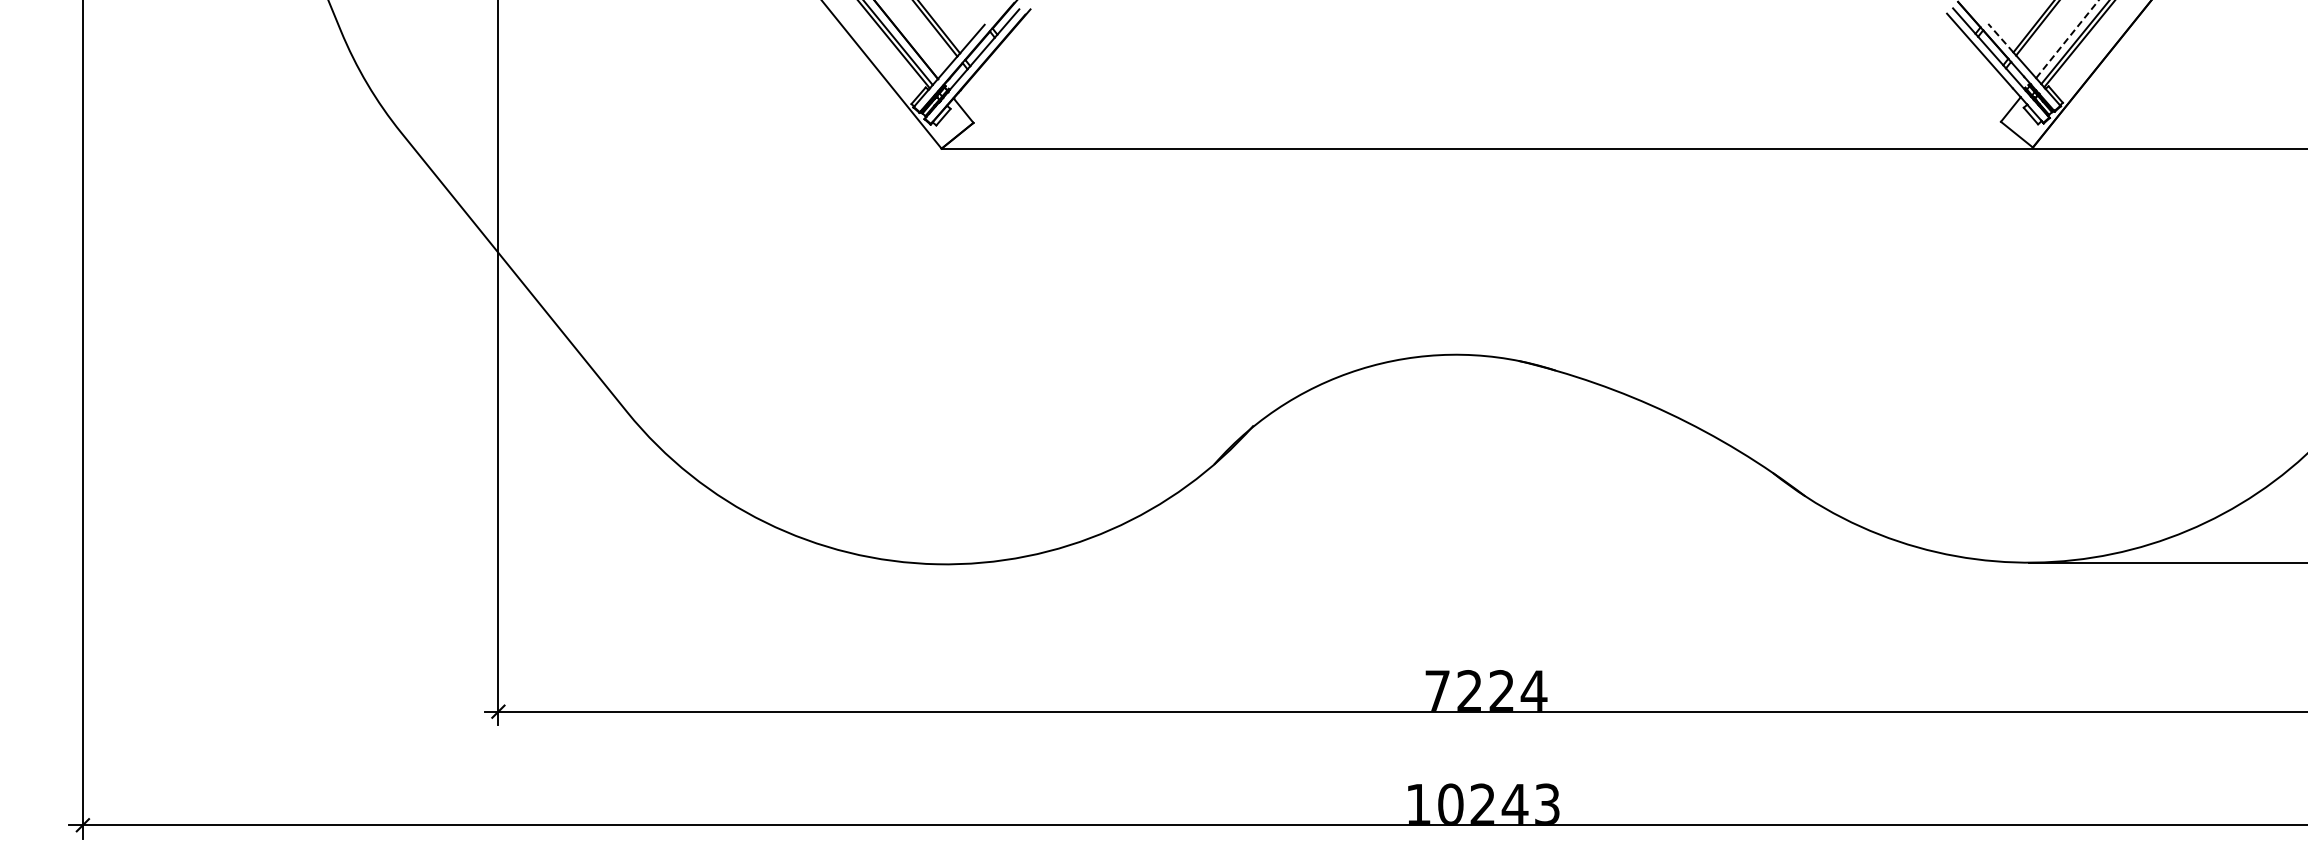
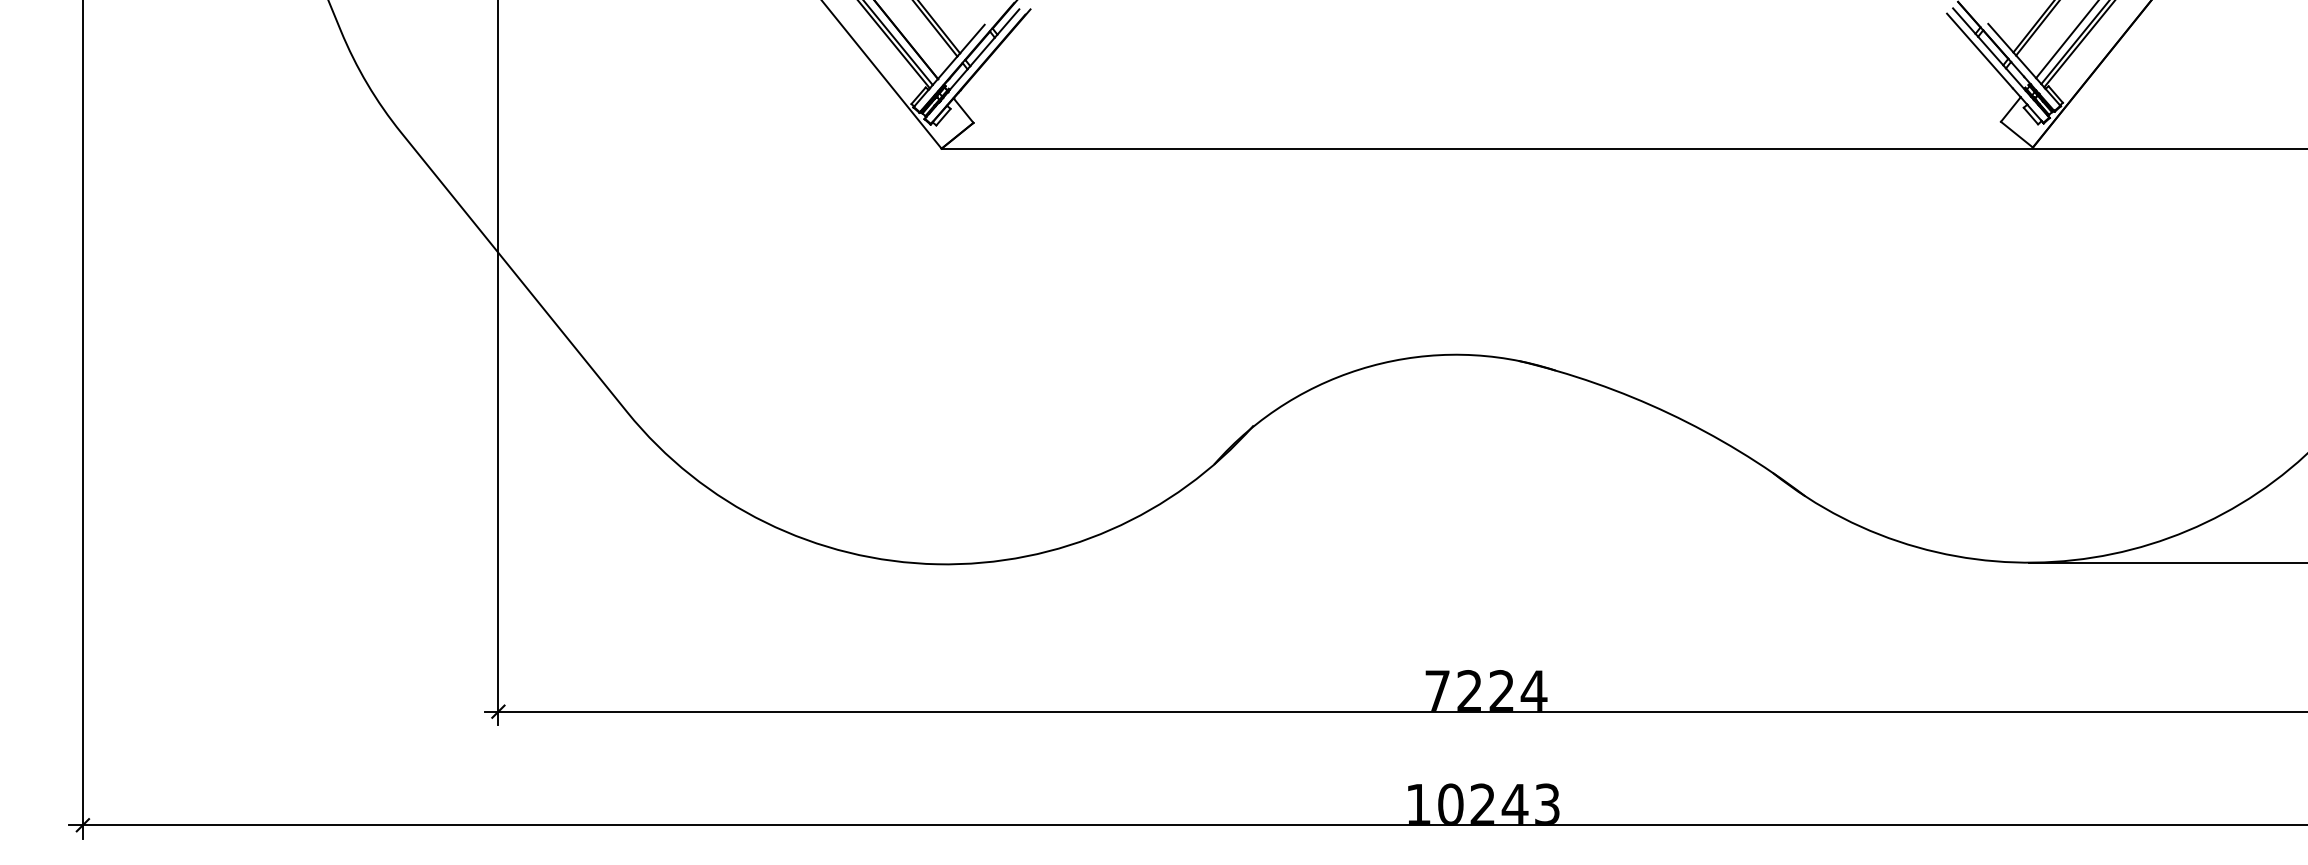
line: dashed -> solid (2000, 37)
line: dashed -> solid (2067, 38)
